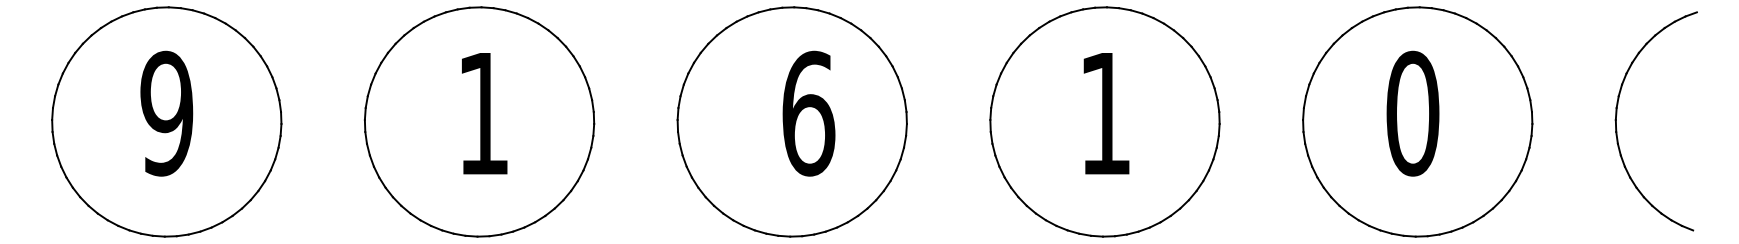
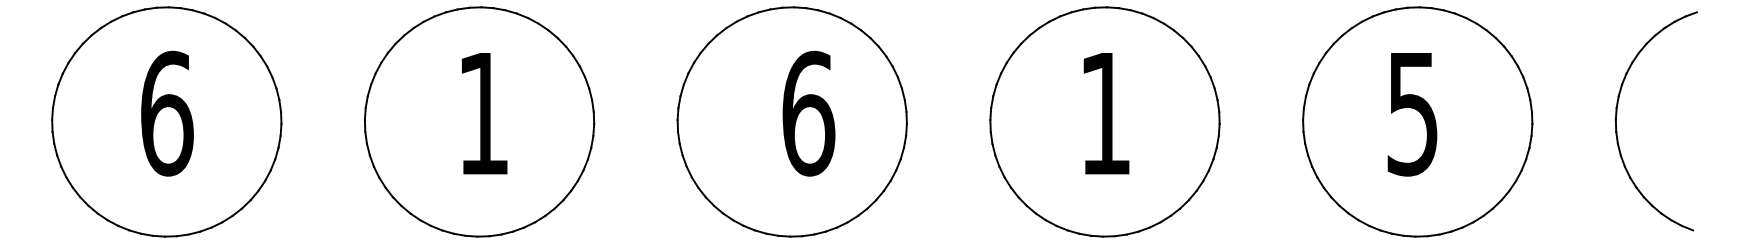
text: 9 -> 6 (166, 113)
text: 0 -> 5 (1412, 113)
